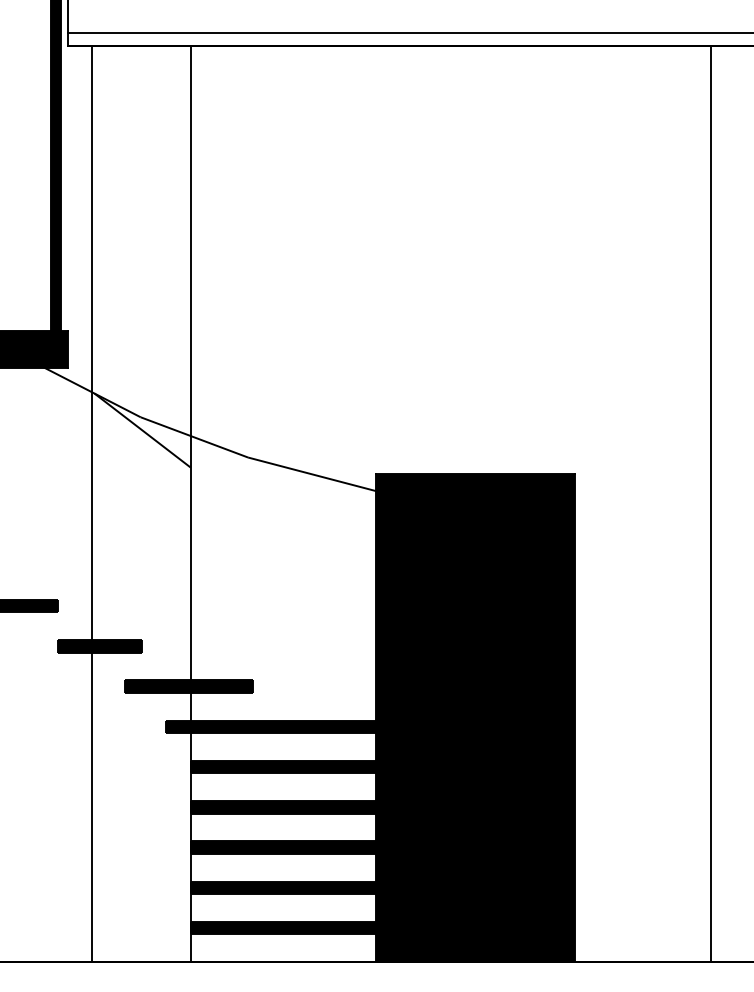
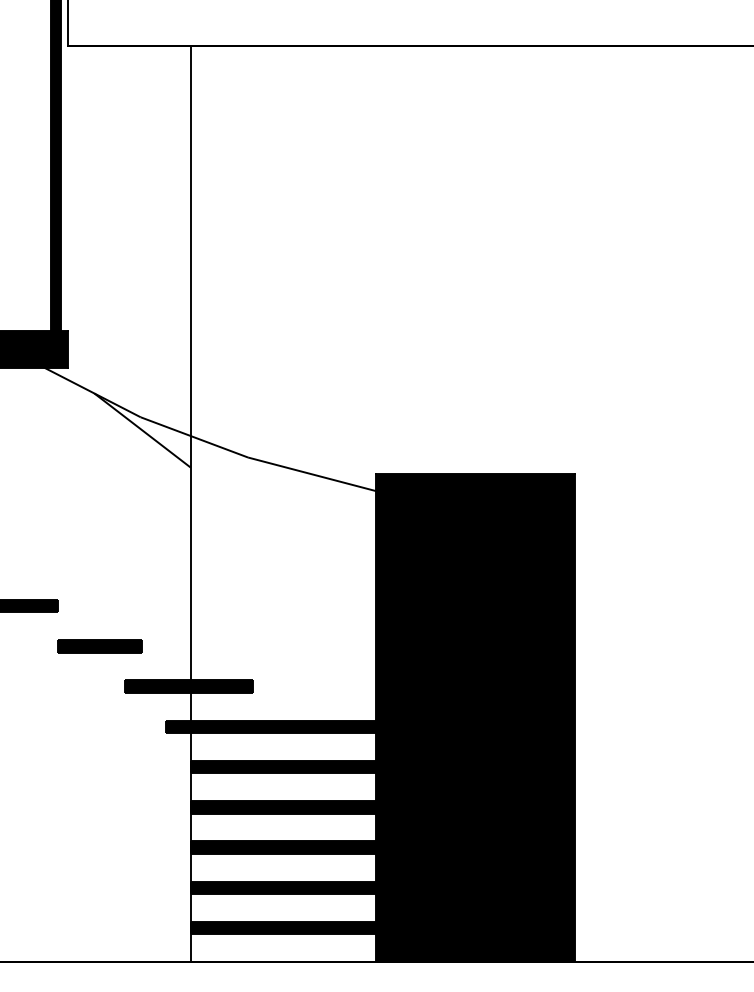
line: present -> none (409, 33)
line: present -> none (91, 503)
line: present -> none (710, 503)
